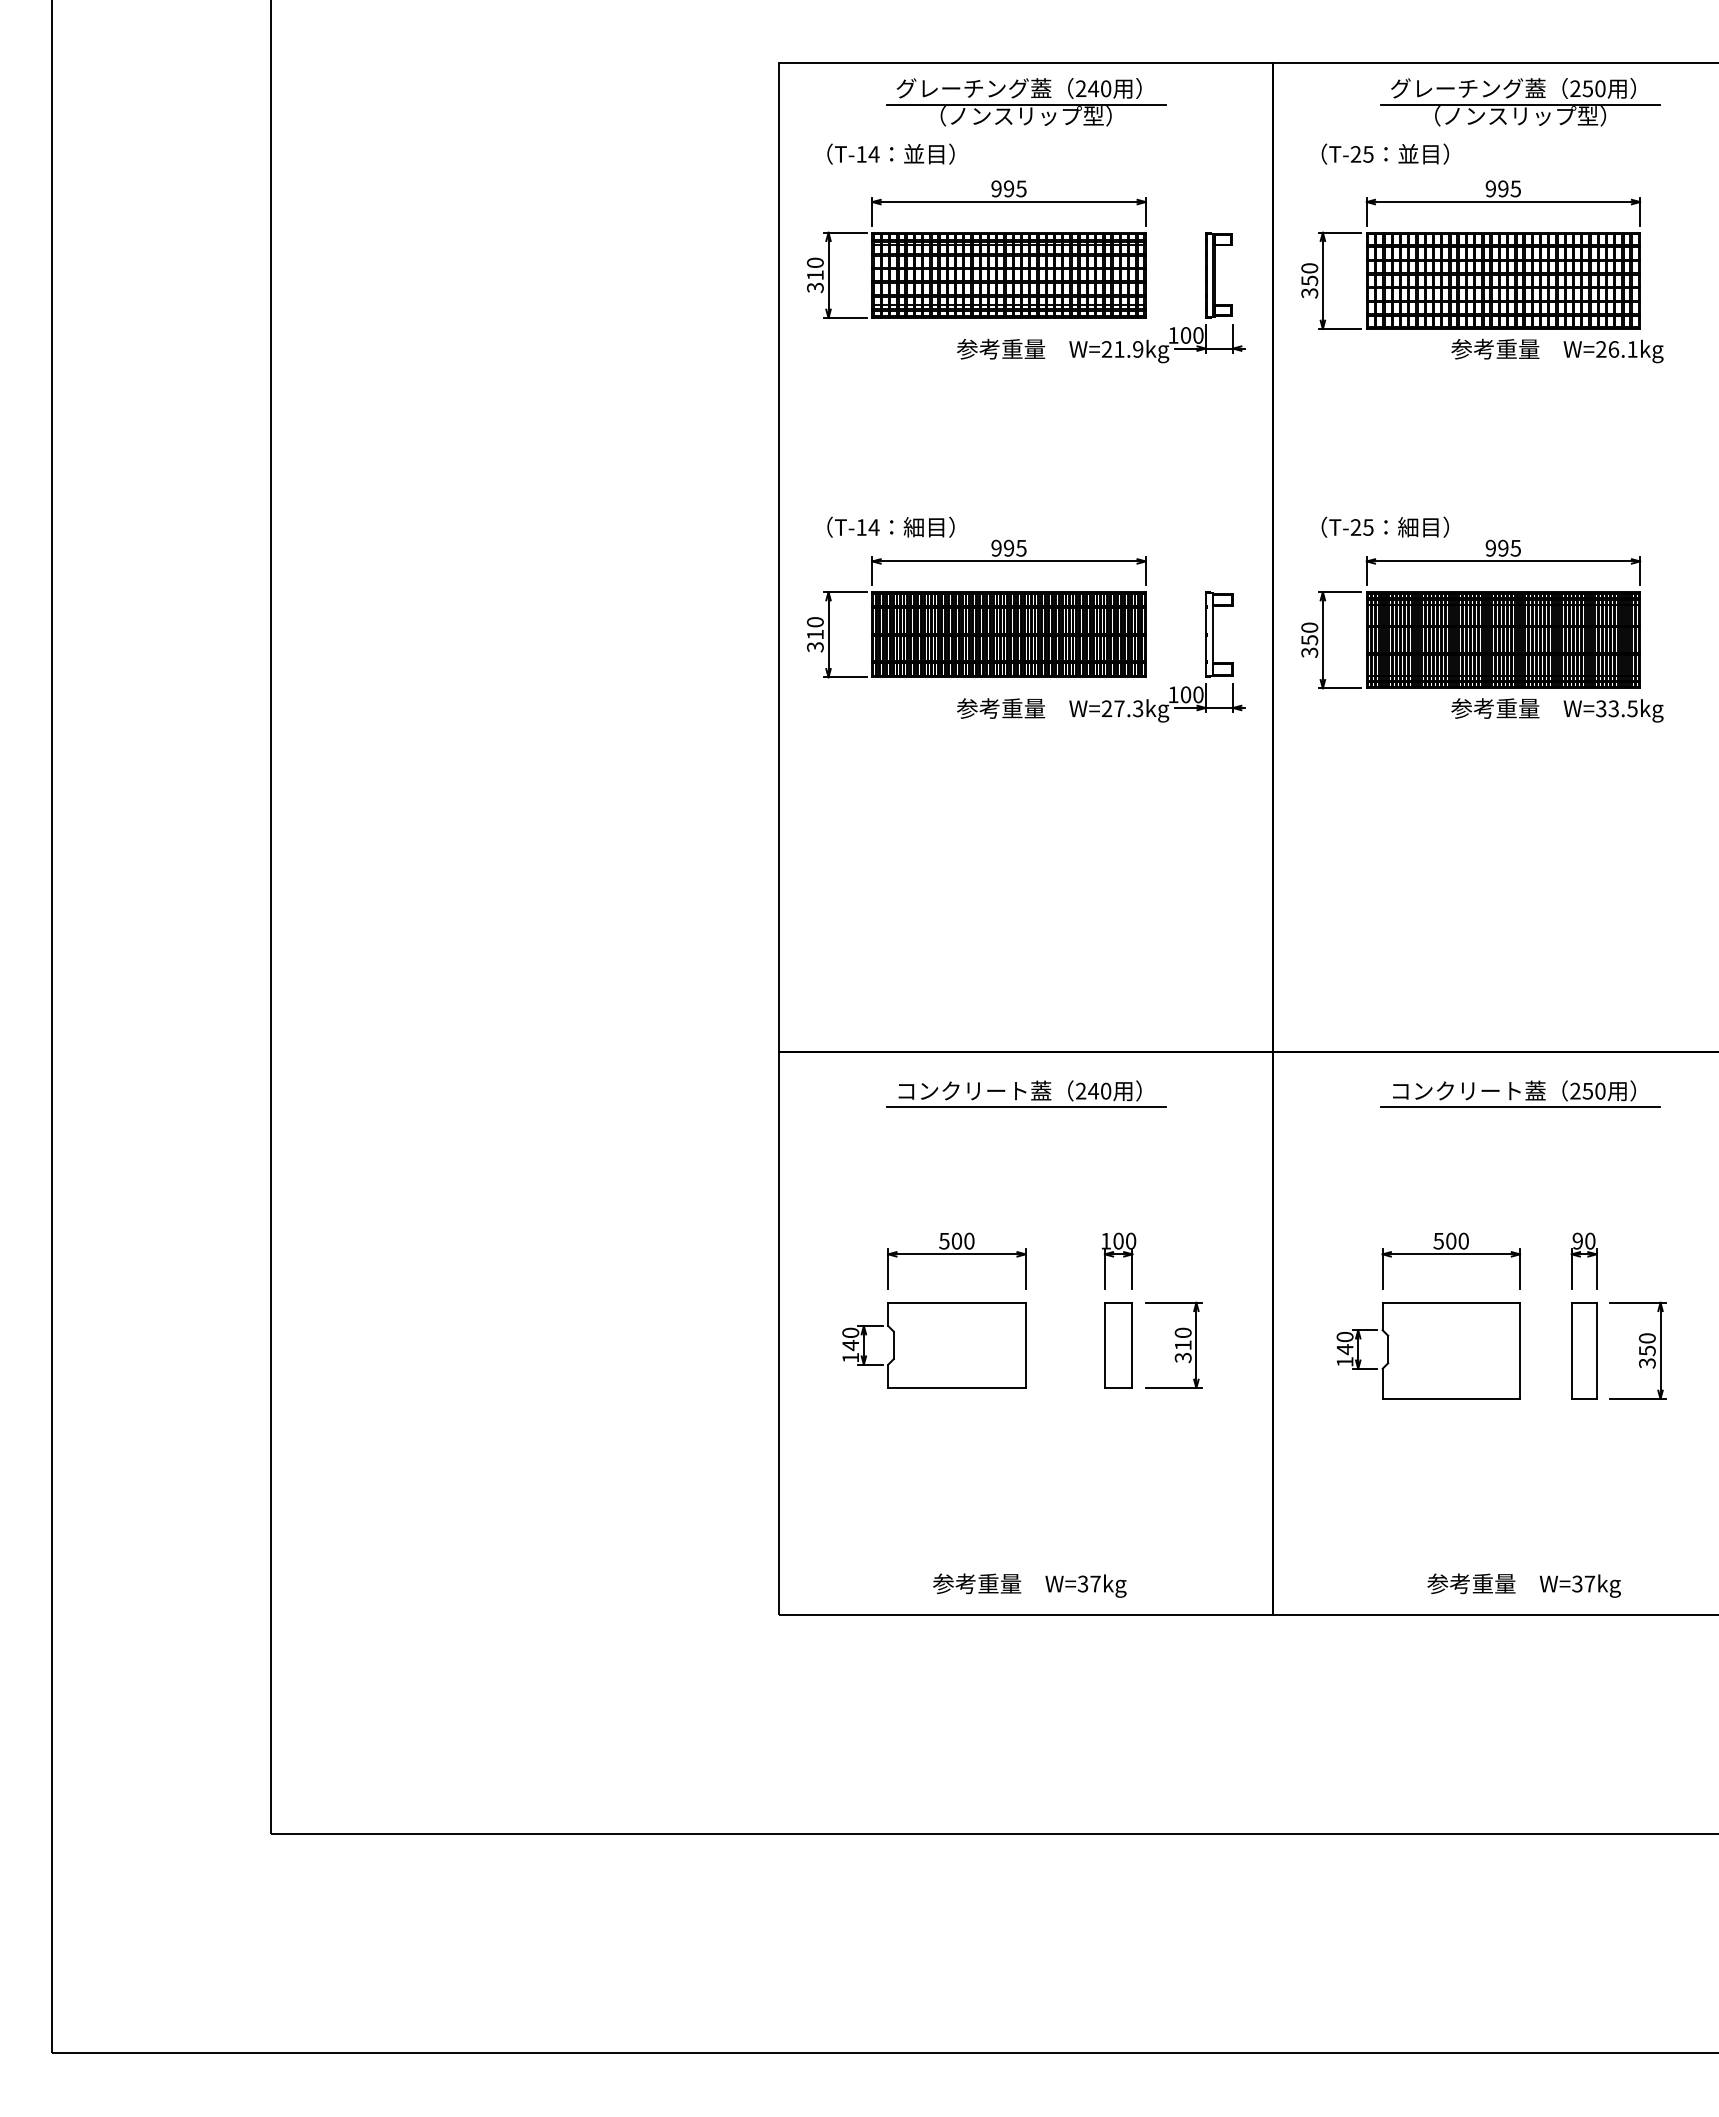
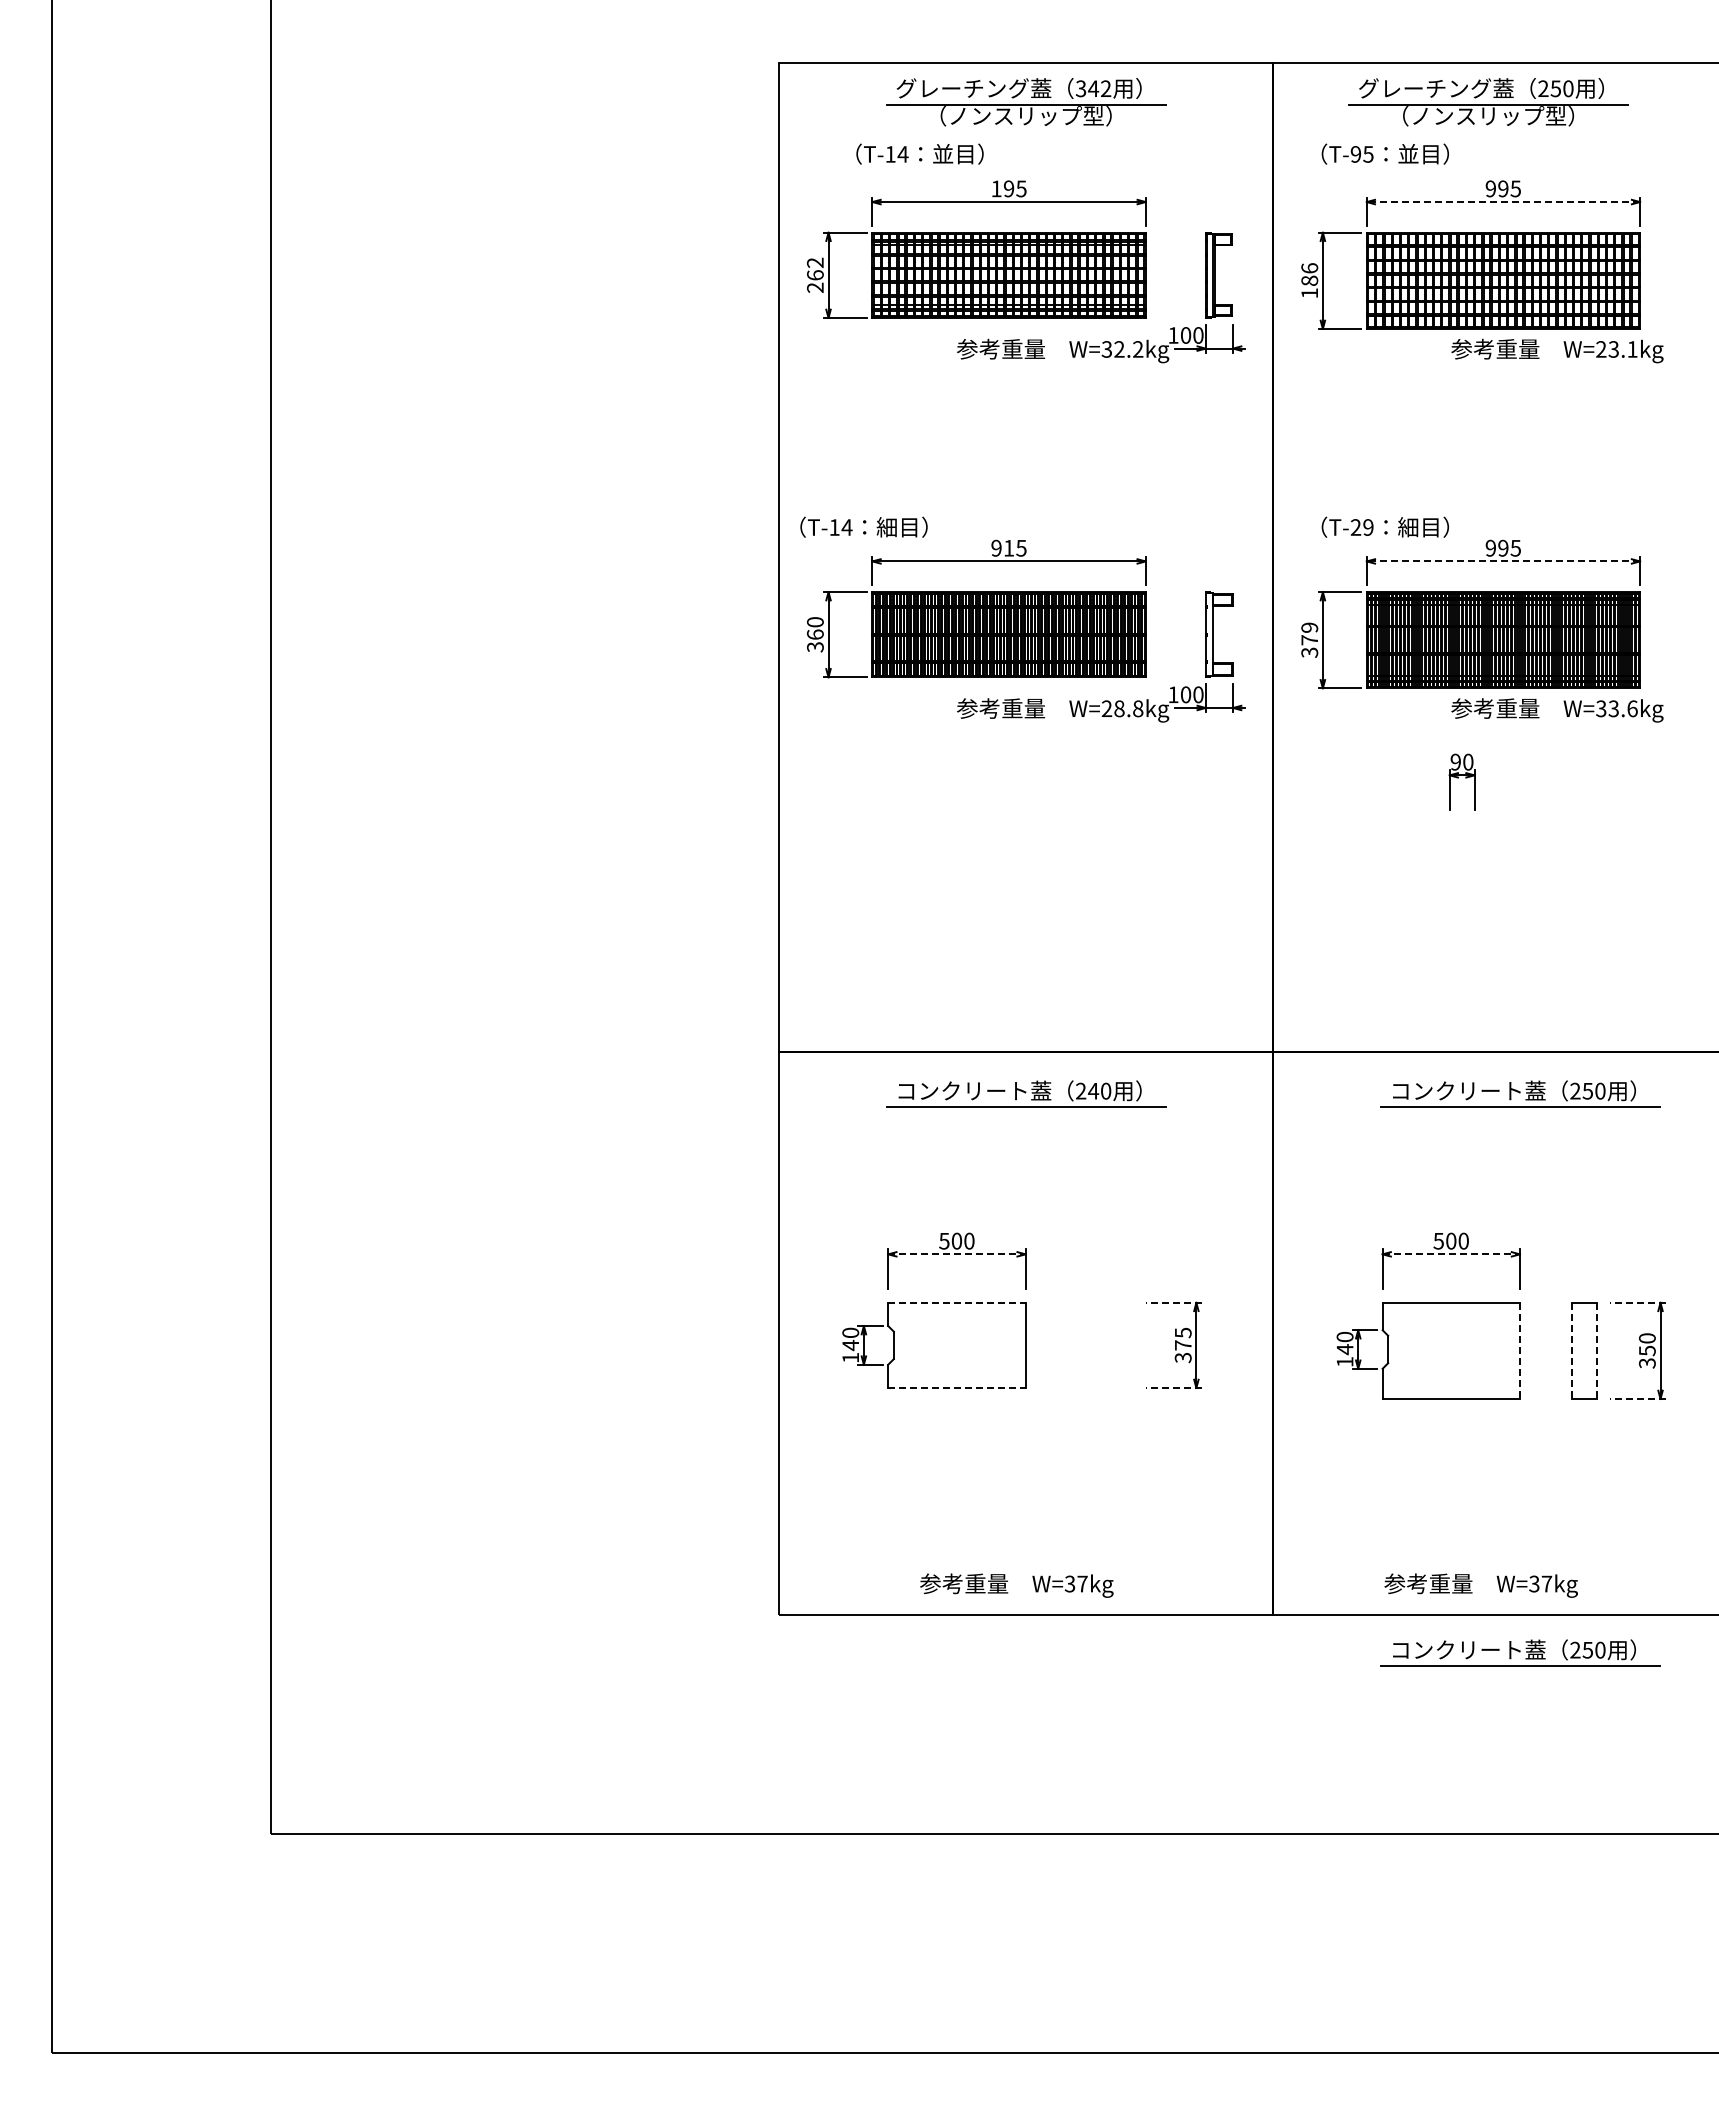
text: 240 -> 342 (1093, 88)
part position: (1520, 102) -> (1488, 102) (1488, 102)
text position: (890, 153) -> (919, 153) (919, 153)
text: T-25 -> T-95 (1355, 154)
text: 995 -> 195 (996, 188)
line: solid -> dashed (1503, 202)
text: 310 -> 262 (815, 275)
text: 350 -> 186 (1309, 280)
text: W=21.9kg -> W=32.2kg (1122, 349)
text: W=26.1kg -> W=23.1kg (1613, 349)
text position: (890, 526) -> (863, 526) (863, 526)
text: T-25 -> T-29 (1368, 527)
text: 995 -> 915 (1008, 547)
line: solid -> dashed (1503, 561)
text: 350 -> 379 (1309, 633)
text: 310 -> 360 (815, 634)
text: W=27.3kg -> W=28.8kg (1128, 708)
text: W=33.5kg -> W=33.6kg (1632, 708)
line: solid -> dashed (956, 1254)
line: solid -> dashed (1451, 1254)
part: present -> none (1119, 1260)
part position: (1583, 1260) -> (1461, 781) (1461, 781)
line: solid -> dashed (956, 1302)
line: solid -> dashed (1173, 1302)
line: solid -> dashed (1638, 1302)
text: 310 -> 375 (1182, 1338)
part: present -> none (1118, 1345)
line: solid -> dashed (1519, 1351)
line: solid -> dashed (1571, 1351)
line: solid -> dashed (1596, 1351)
line: solid -> dashed (956, 1387)
line: solid -> dashed (1173, 1387)
line: solid -> dashed (1638, 1398)
text position: (1029, 1585) -> (1016, 1585) (1016, 1585)
text position: (1523, 1585) -> (1480, 1585) (1480, 1585)
part: none -> present (1520, 1652)
